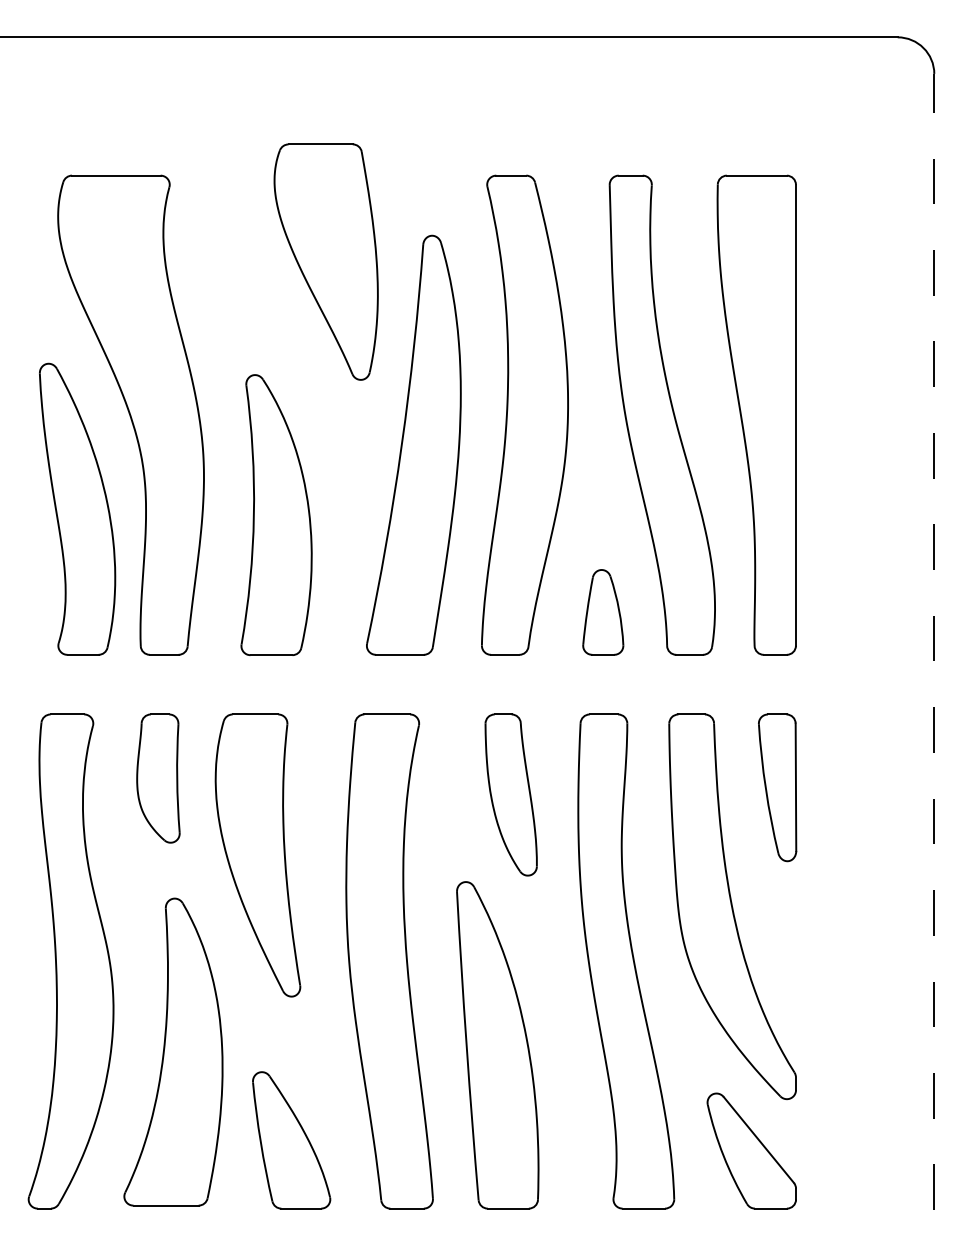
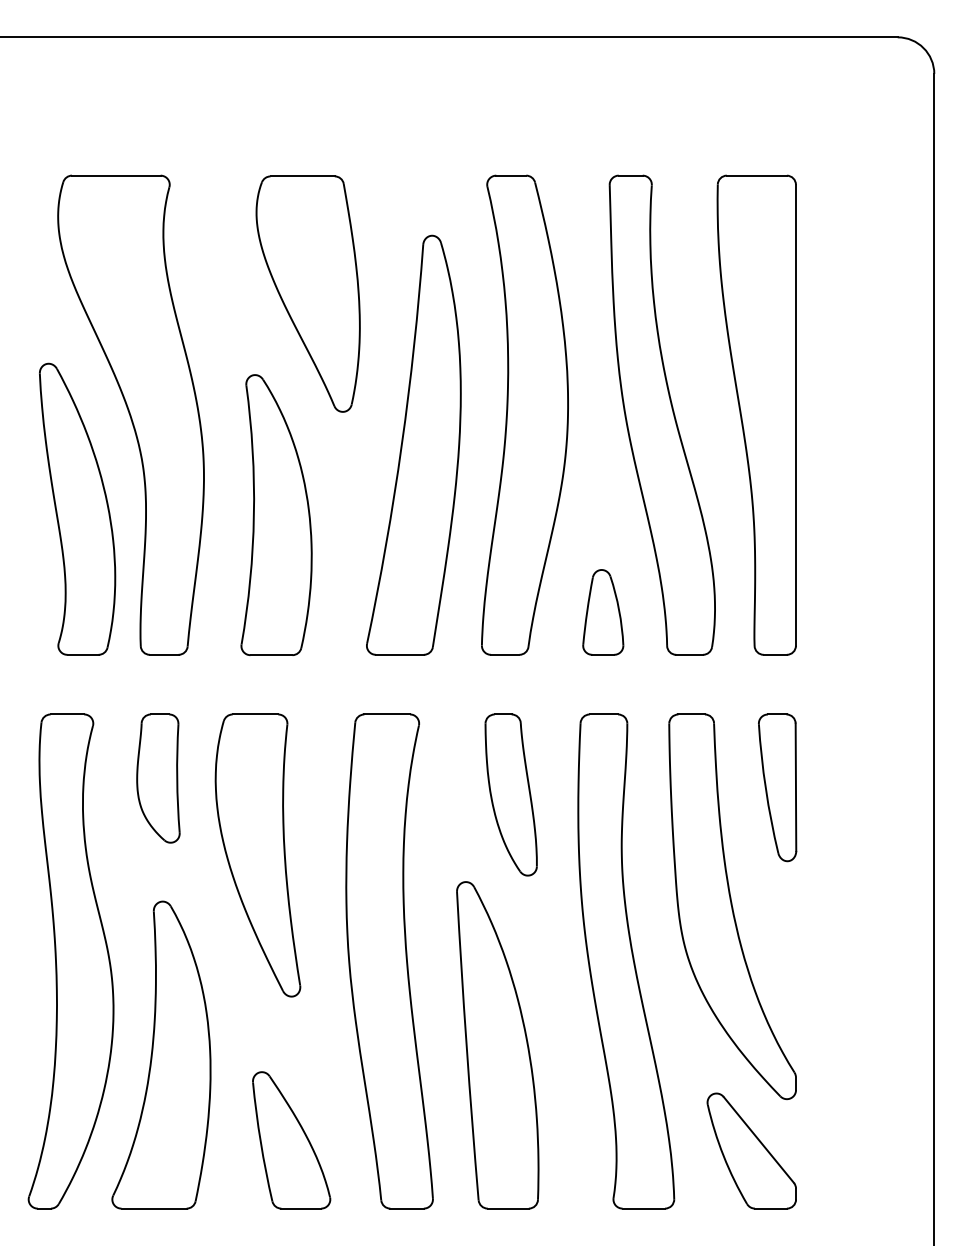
part position: (325, 261) -> (307, 293) (307, 293)
line: dashed -> solid (934, 659)
part position: (173, 1051) -> (161, 1054) (161, 1054)
